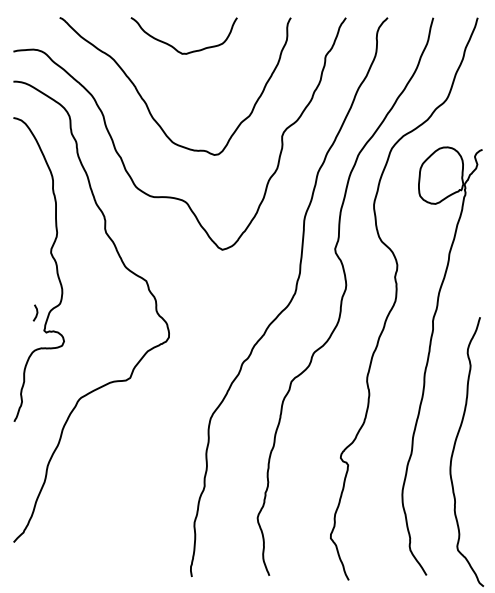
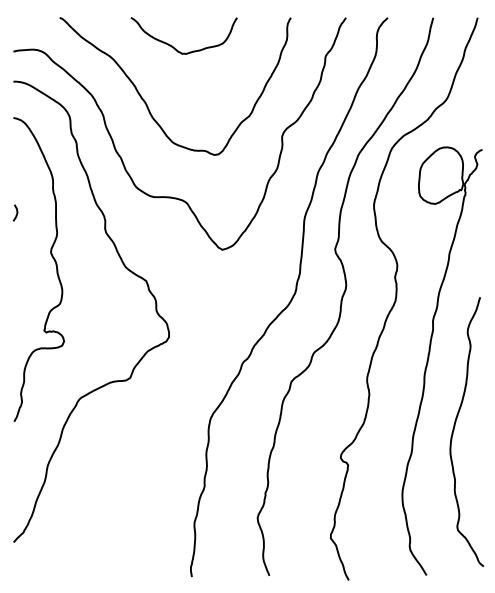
curve position: (36, 312) -> (16, 212) (16, 212)
curve position: (454, 450) -> (454, 430) (454, 430)
